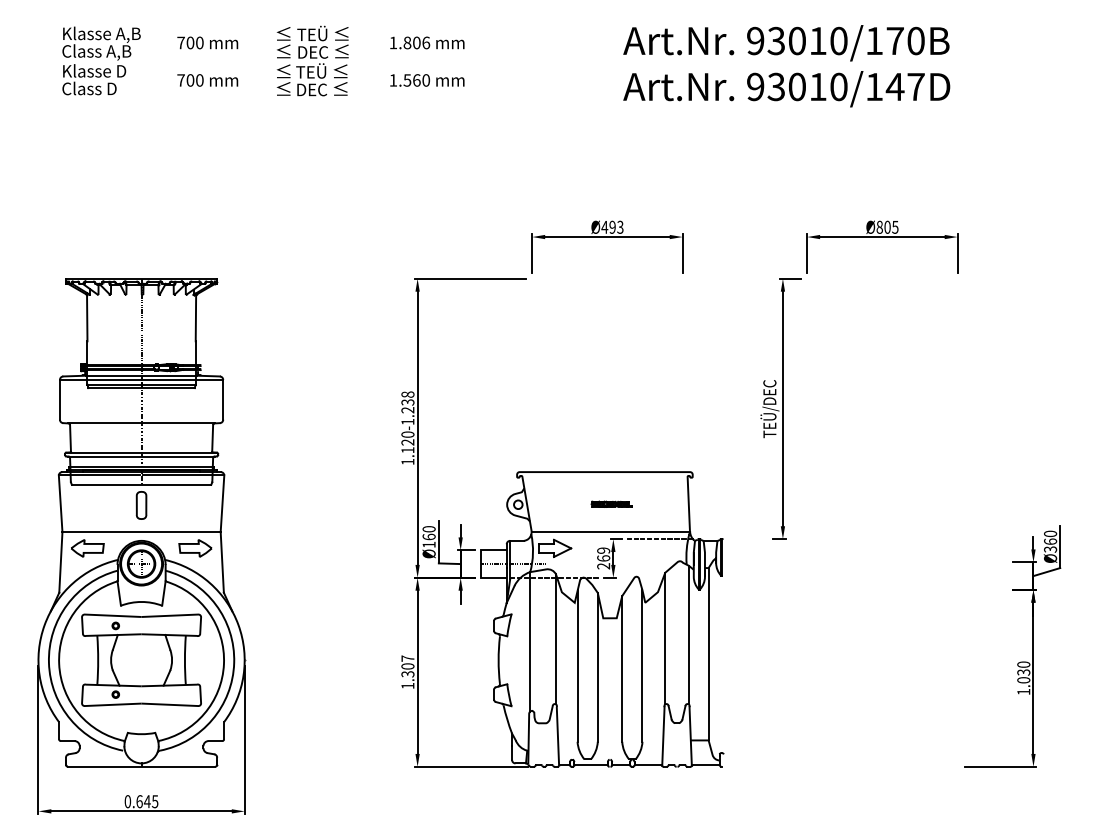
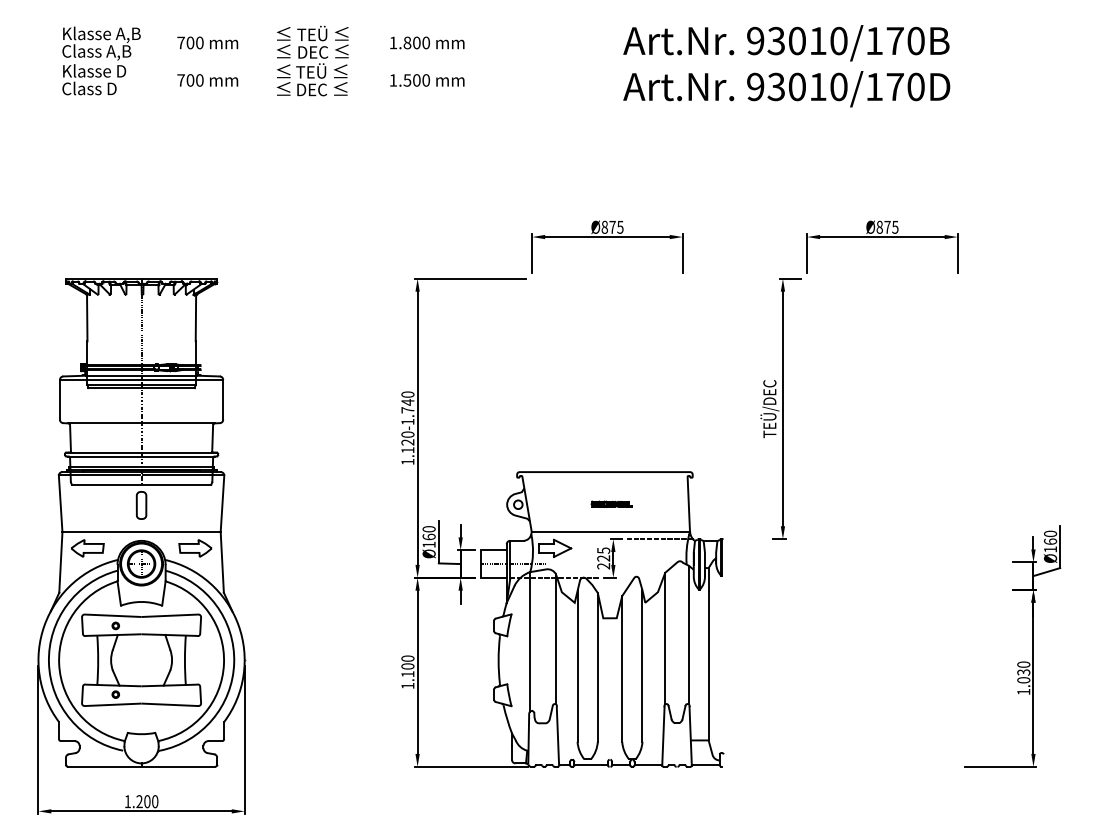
text: 1.806 -> 1.800 (426, 42)
text: 1.560 -> 1.500 (416, 80)
text: 93010/147D -> 93010/170D (904, 86)
text: Ø493 -> Ø875 (612, 226)
text: Ø805 -> Ø875 (887, 226)
text: 1.120-1.238 -> 1.120-1.740 (407, 402)
text: Ø360 -> Ø160 (1050, 549)
text: 269 -> 225 (603, 554)
text: 1.307 -> 1.100 (407, 666)
text: 0.645 -> 1.200 (141, 801)
